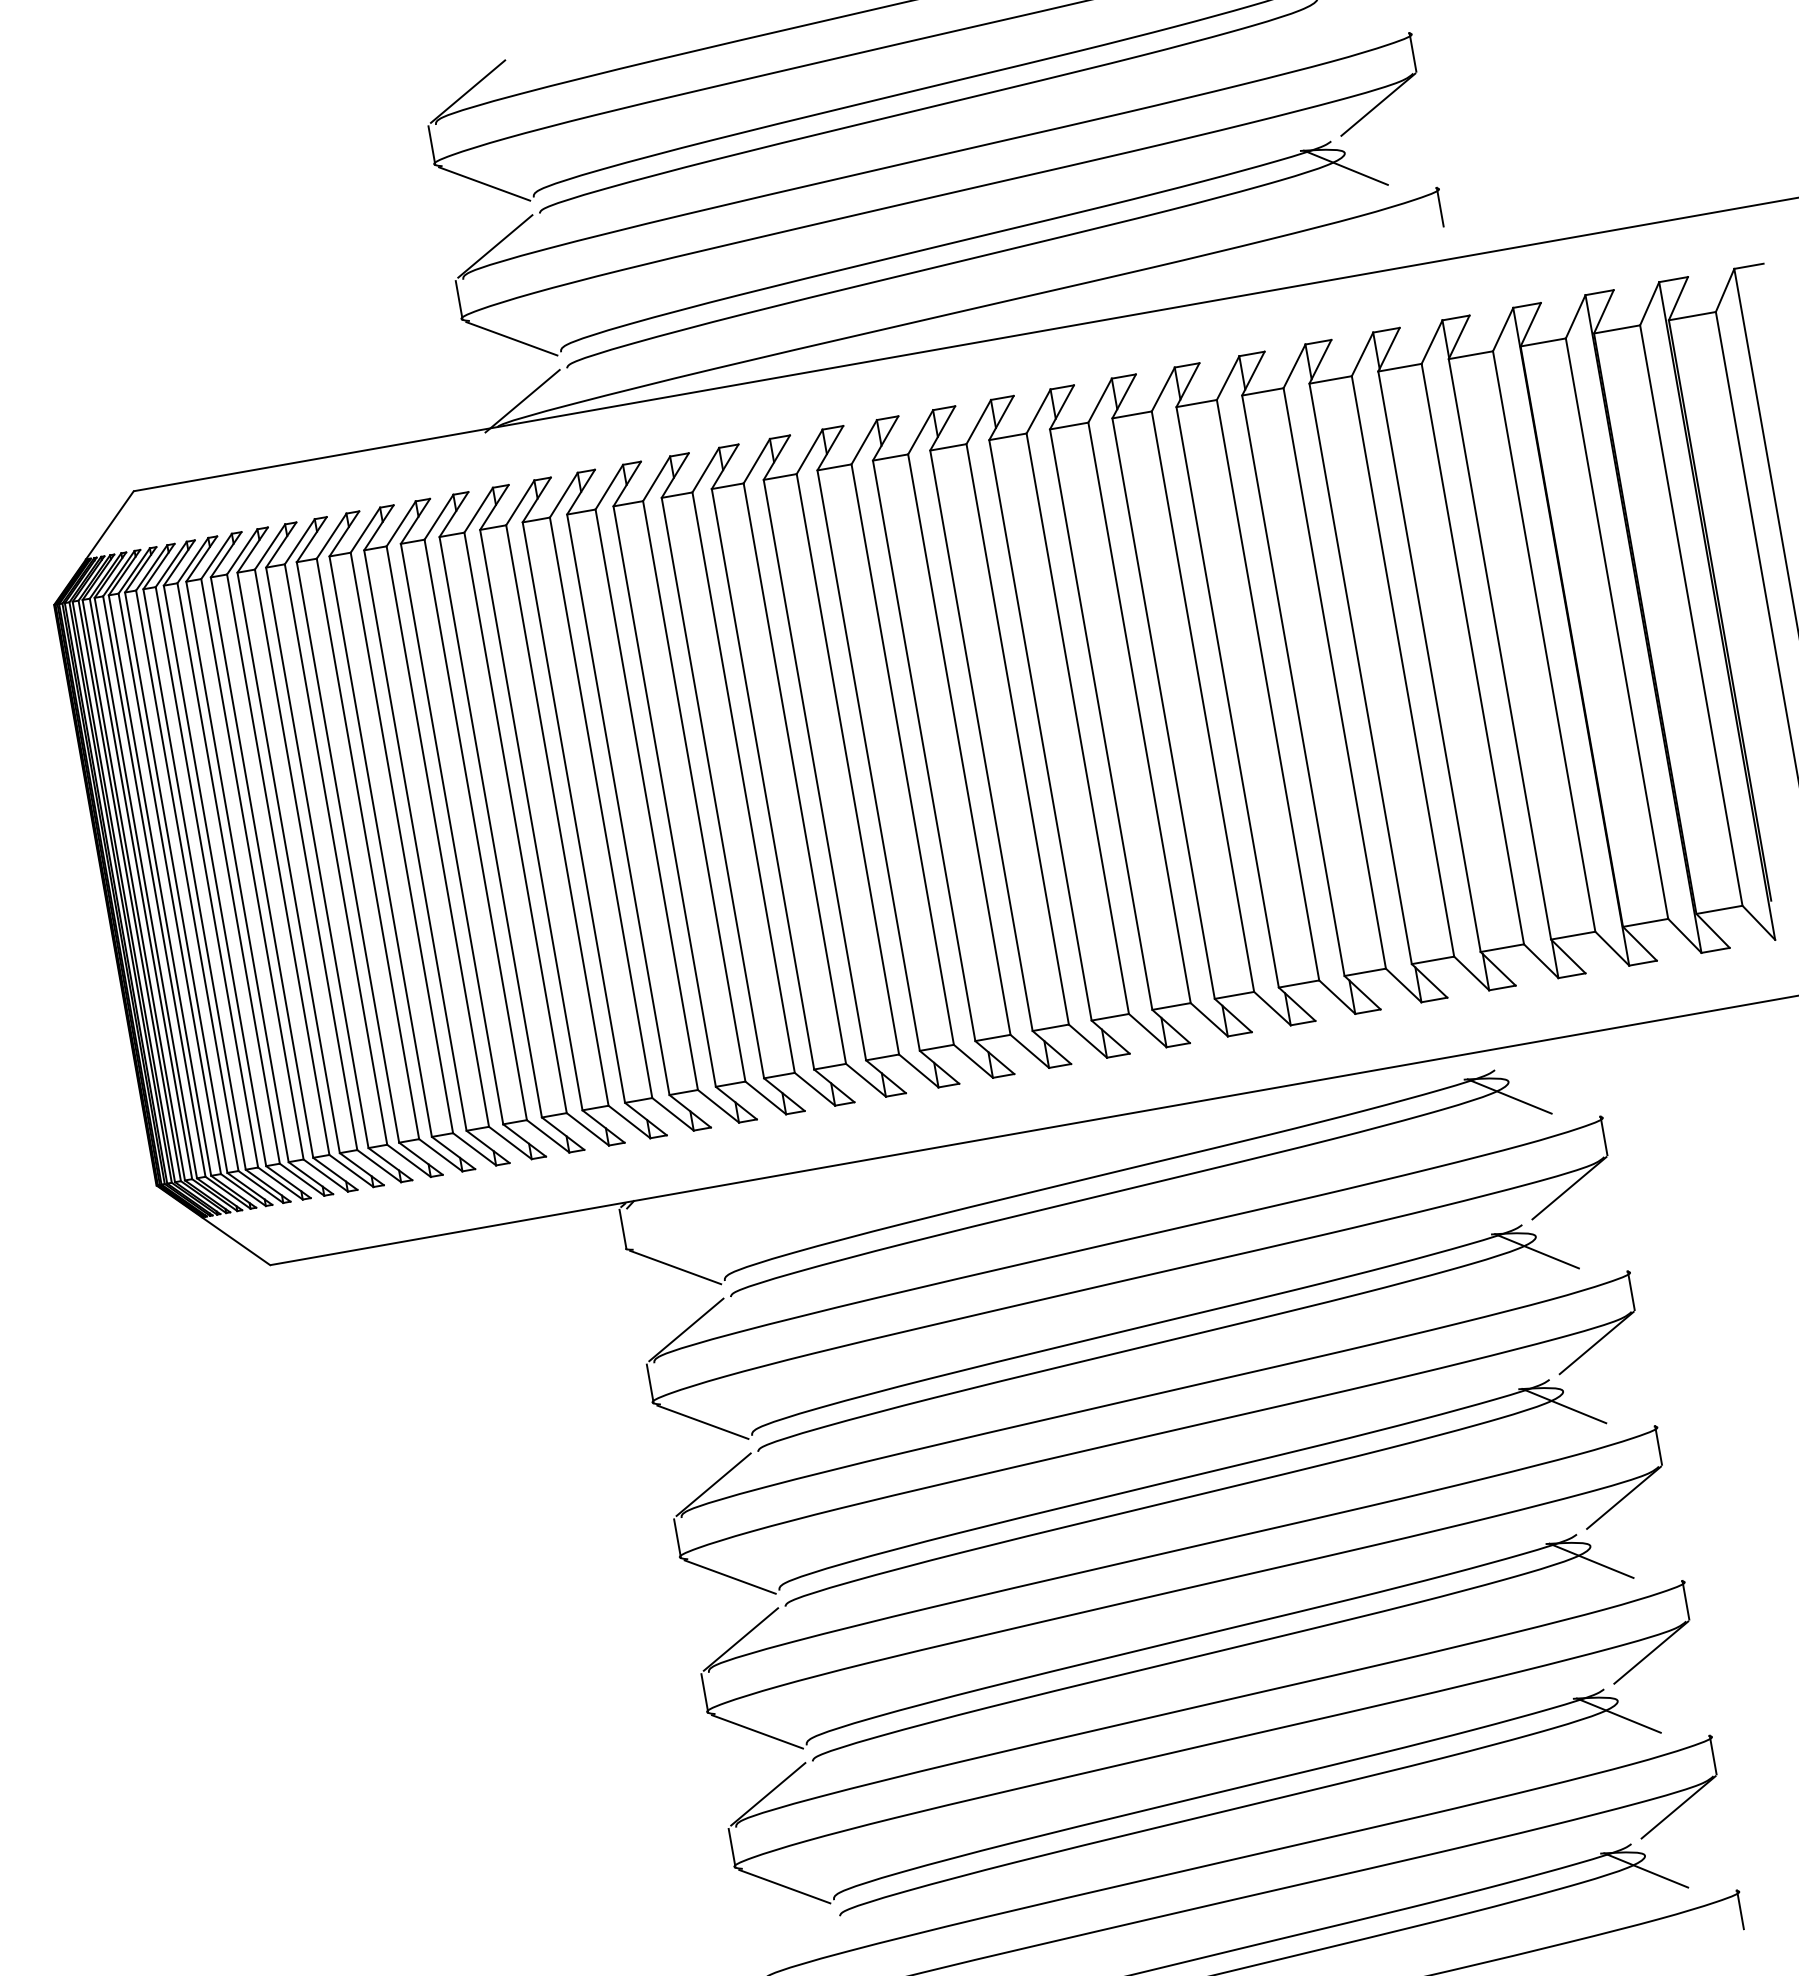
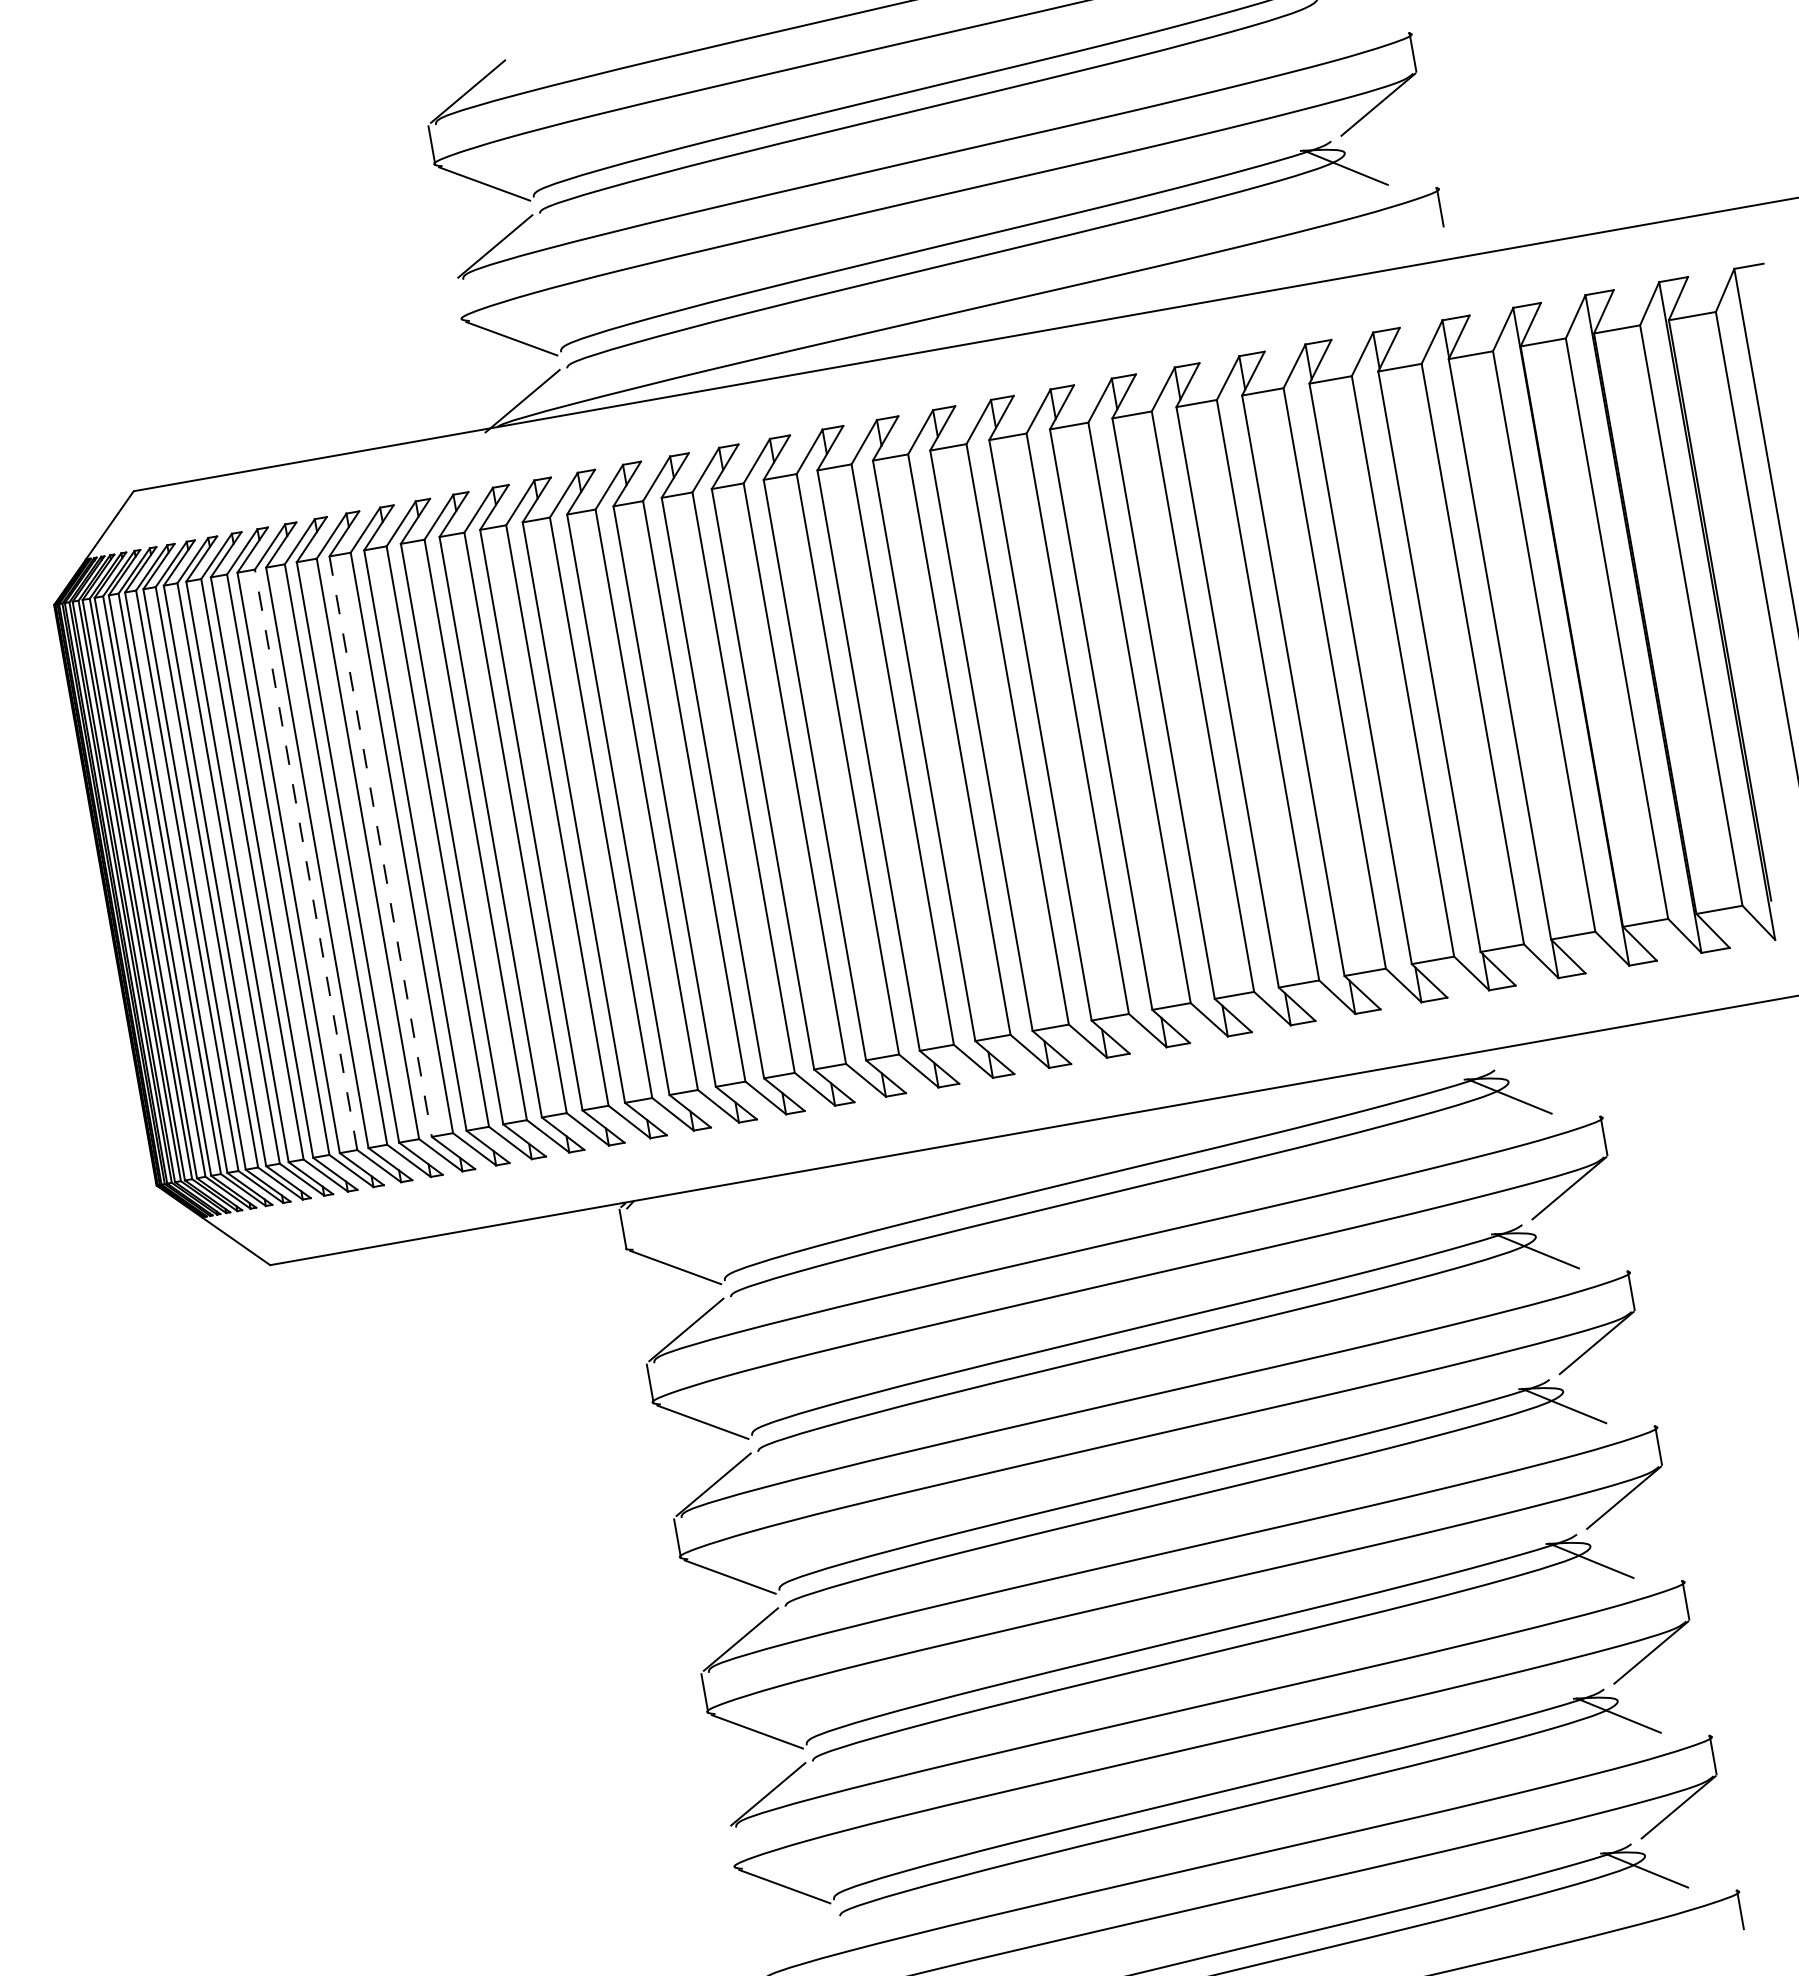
line: present -> none (458, 300)
line: solid -> dashed (380, 846)
line: solid -> dashed (306, 859)
line: present -> none (731, 1847)
